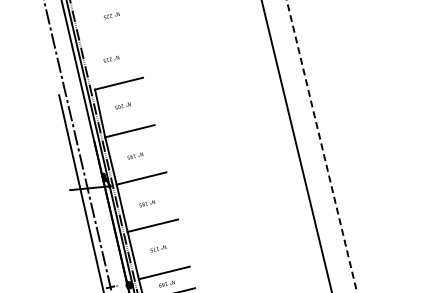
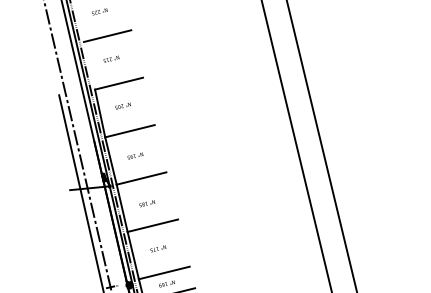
text position: (111, 15) -> (99, 11) (99, 11)
line: none -> present (107, 36)
line: dashed -> solid (321, 146)
